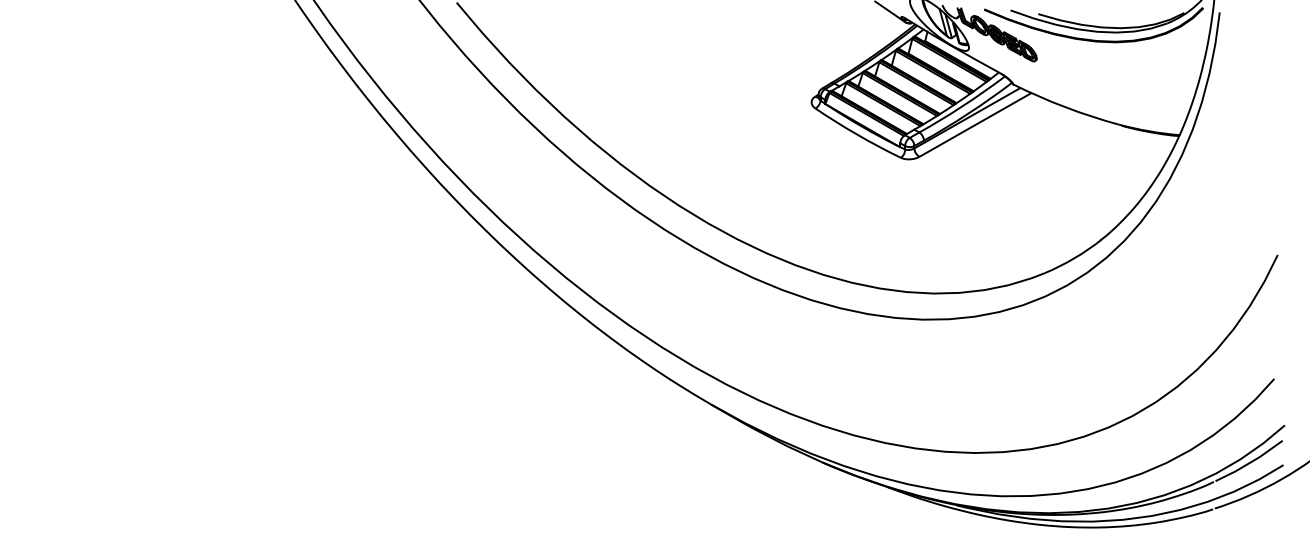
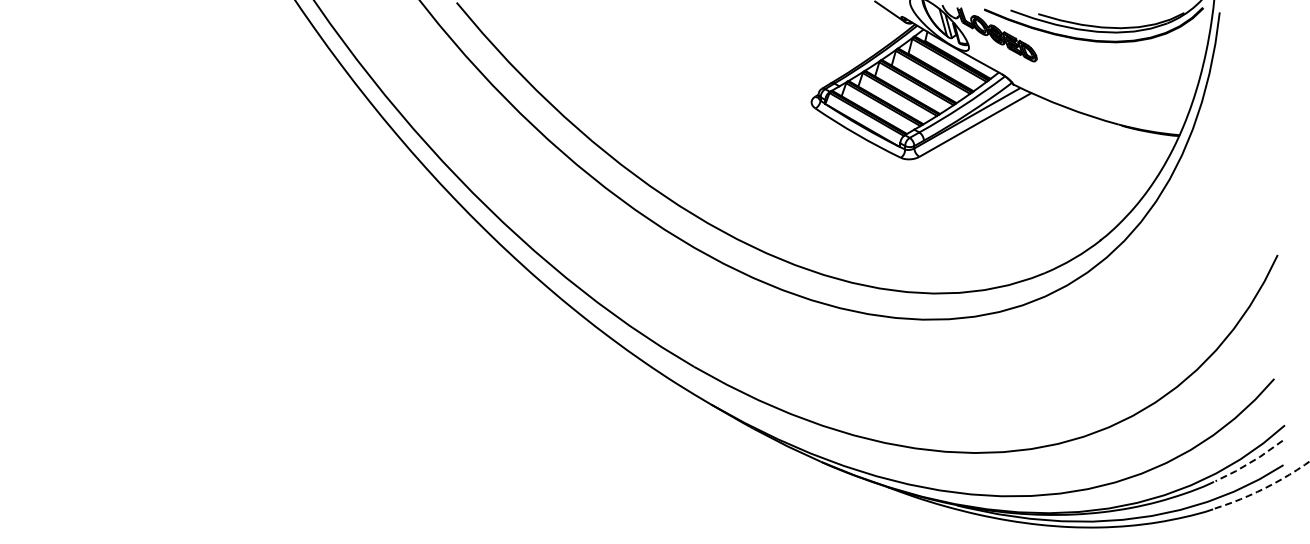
line: solid -> dashed (1250, 462)
arc: solid -> dashed (1264, 488)
